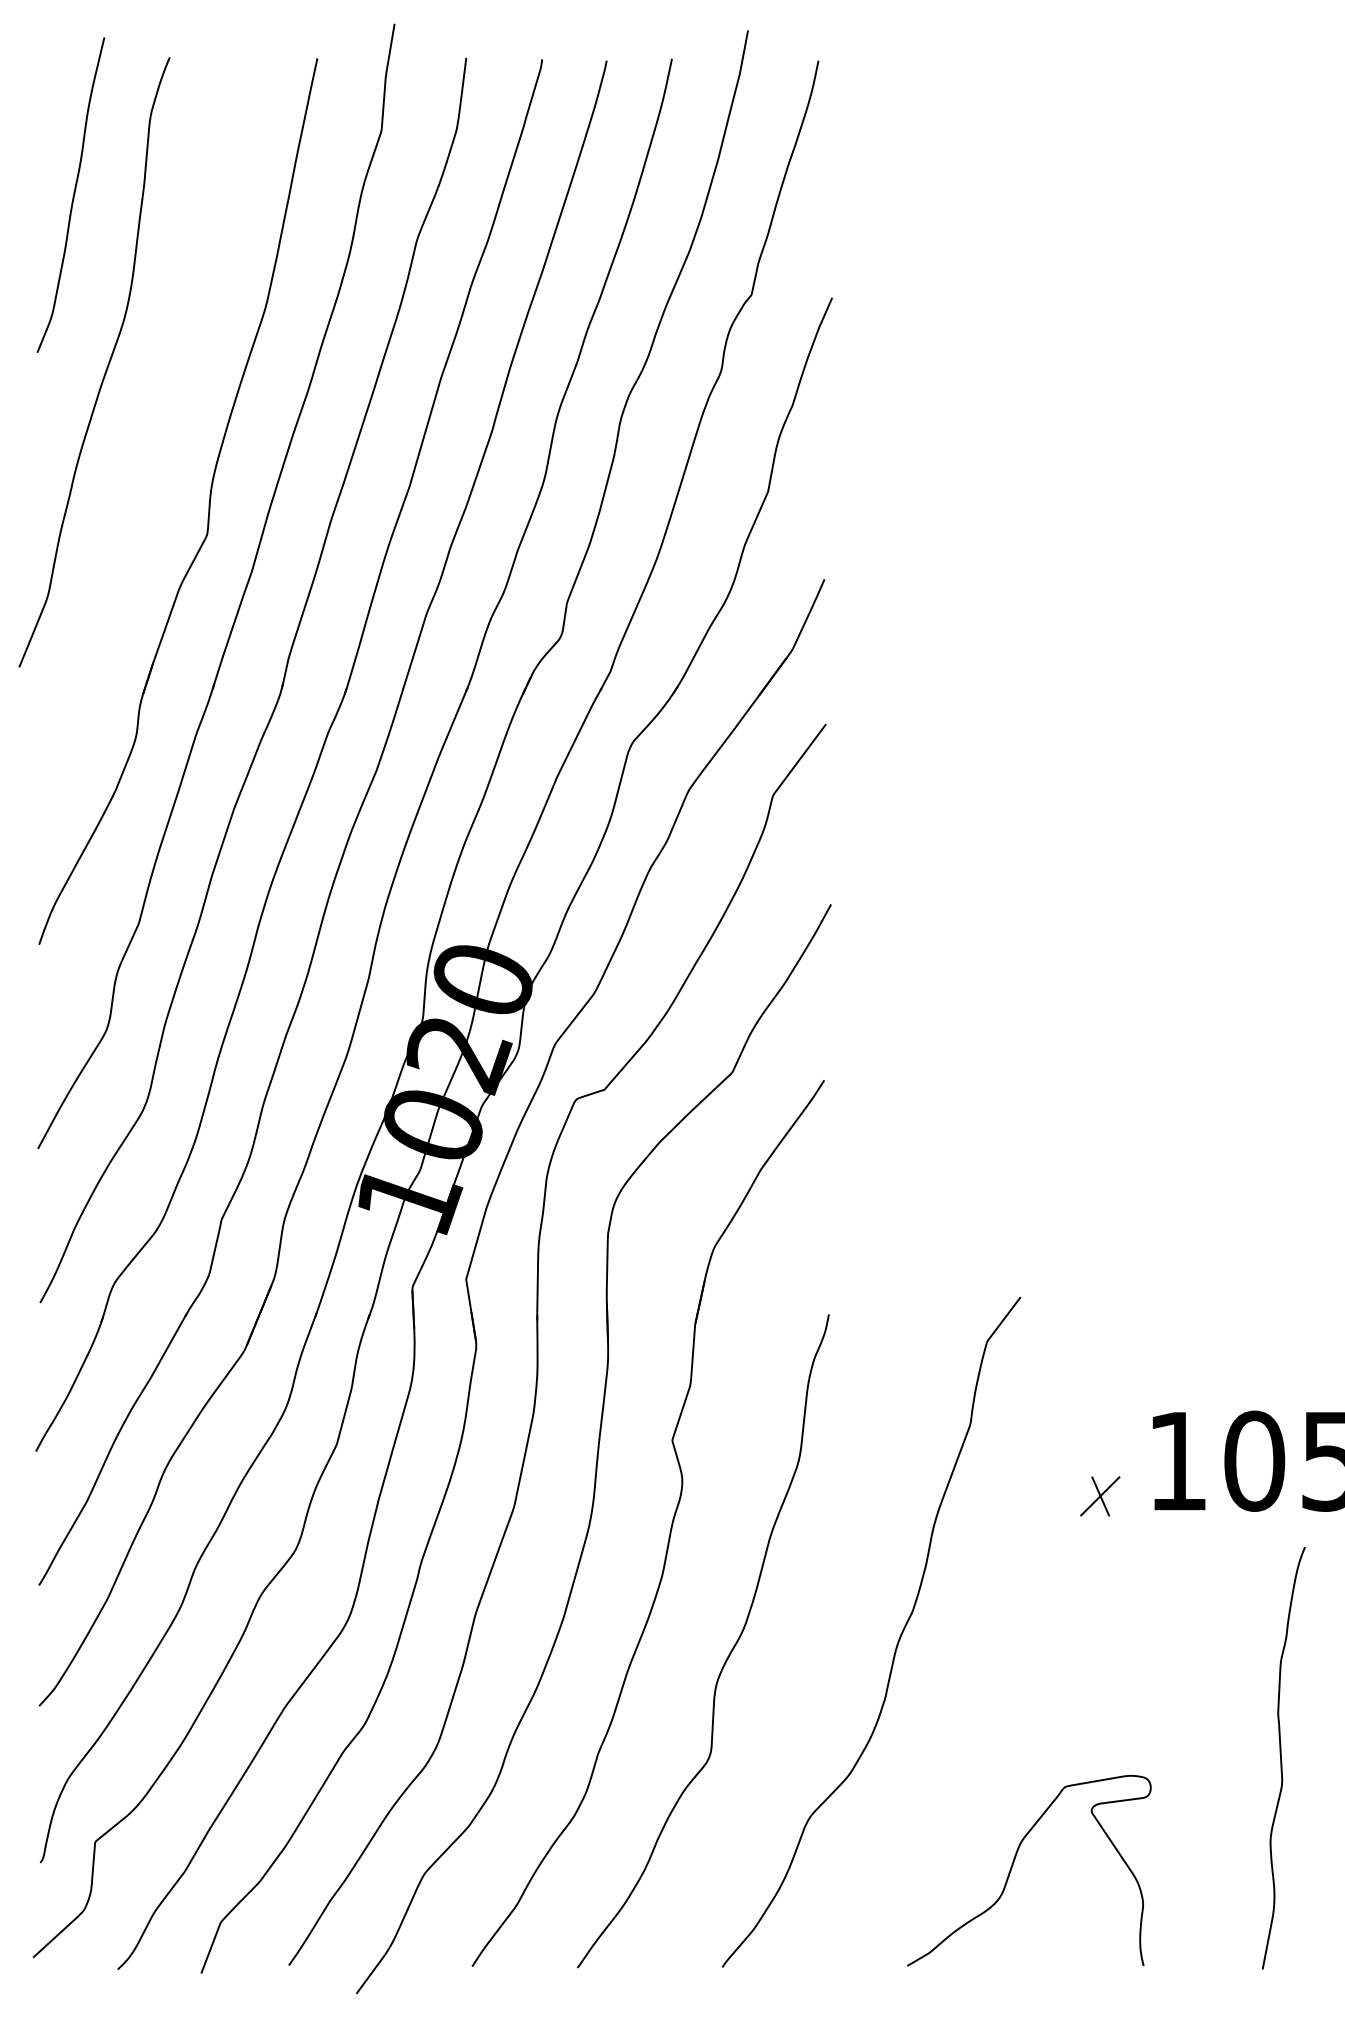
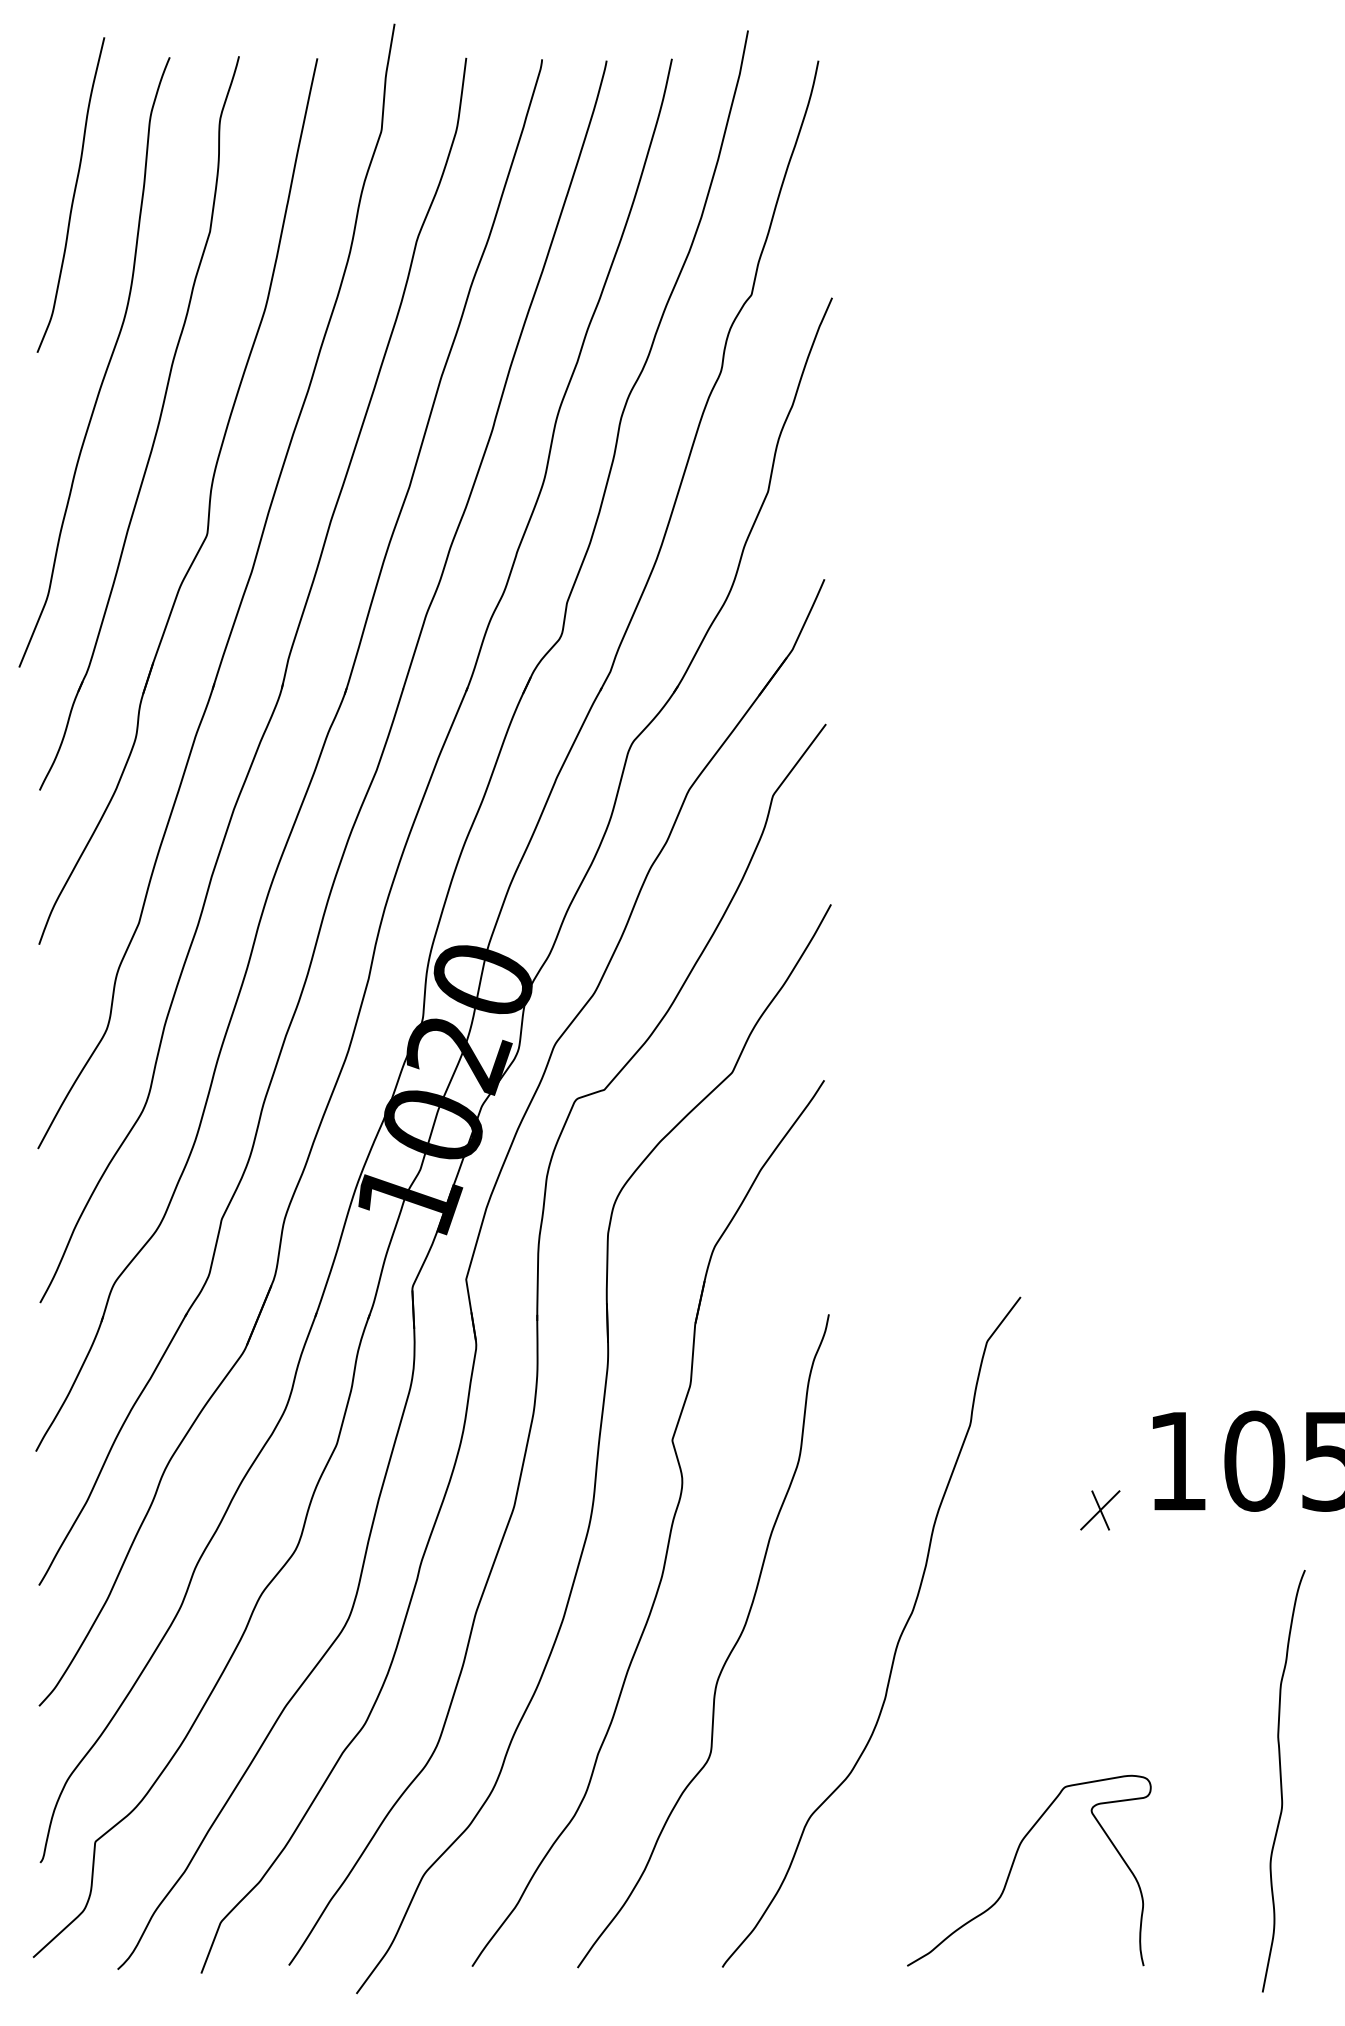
part: none -> present (156, 427)
part position: (1100, 1496) -> (1100, 1510) (1100, 1510)
curve position: (1281, 1758) -> (1281, 1781) (1281, 1781)
